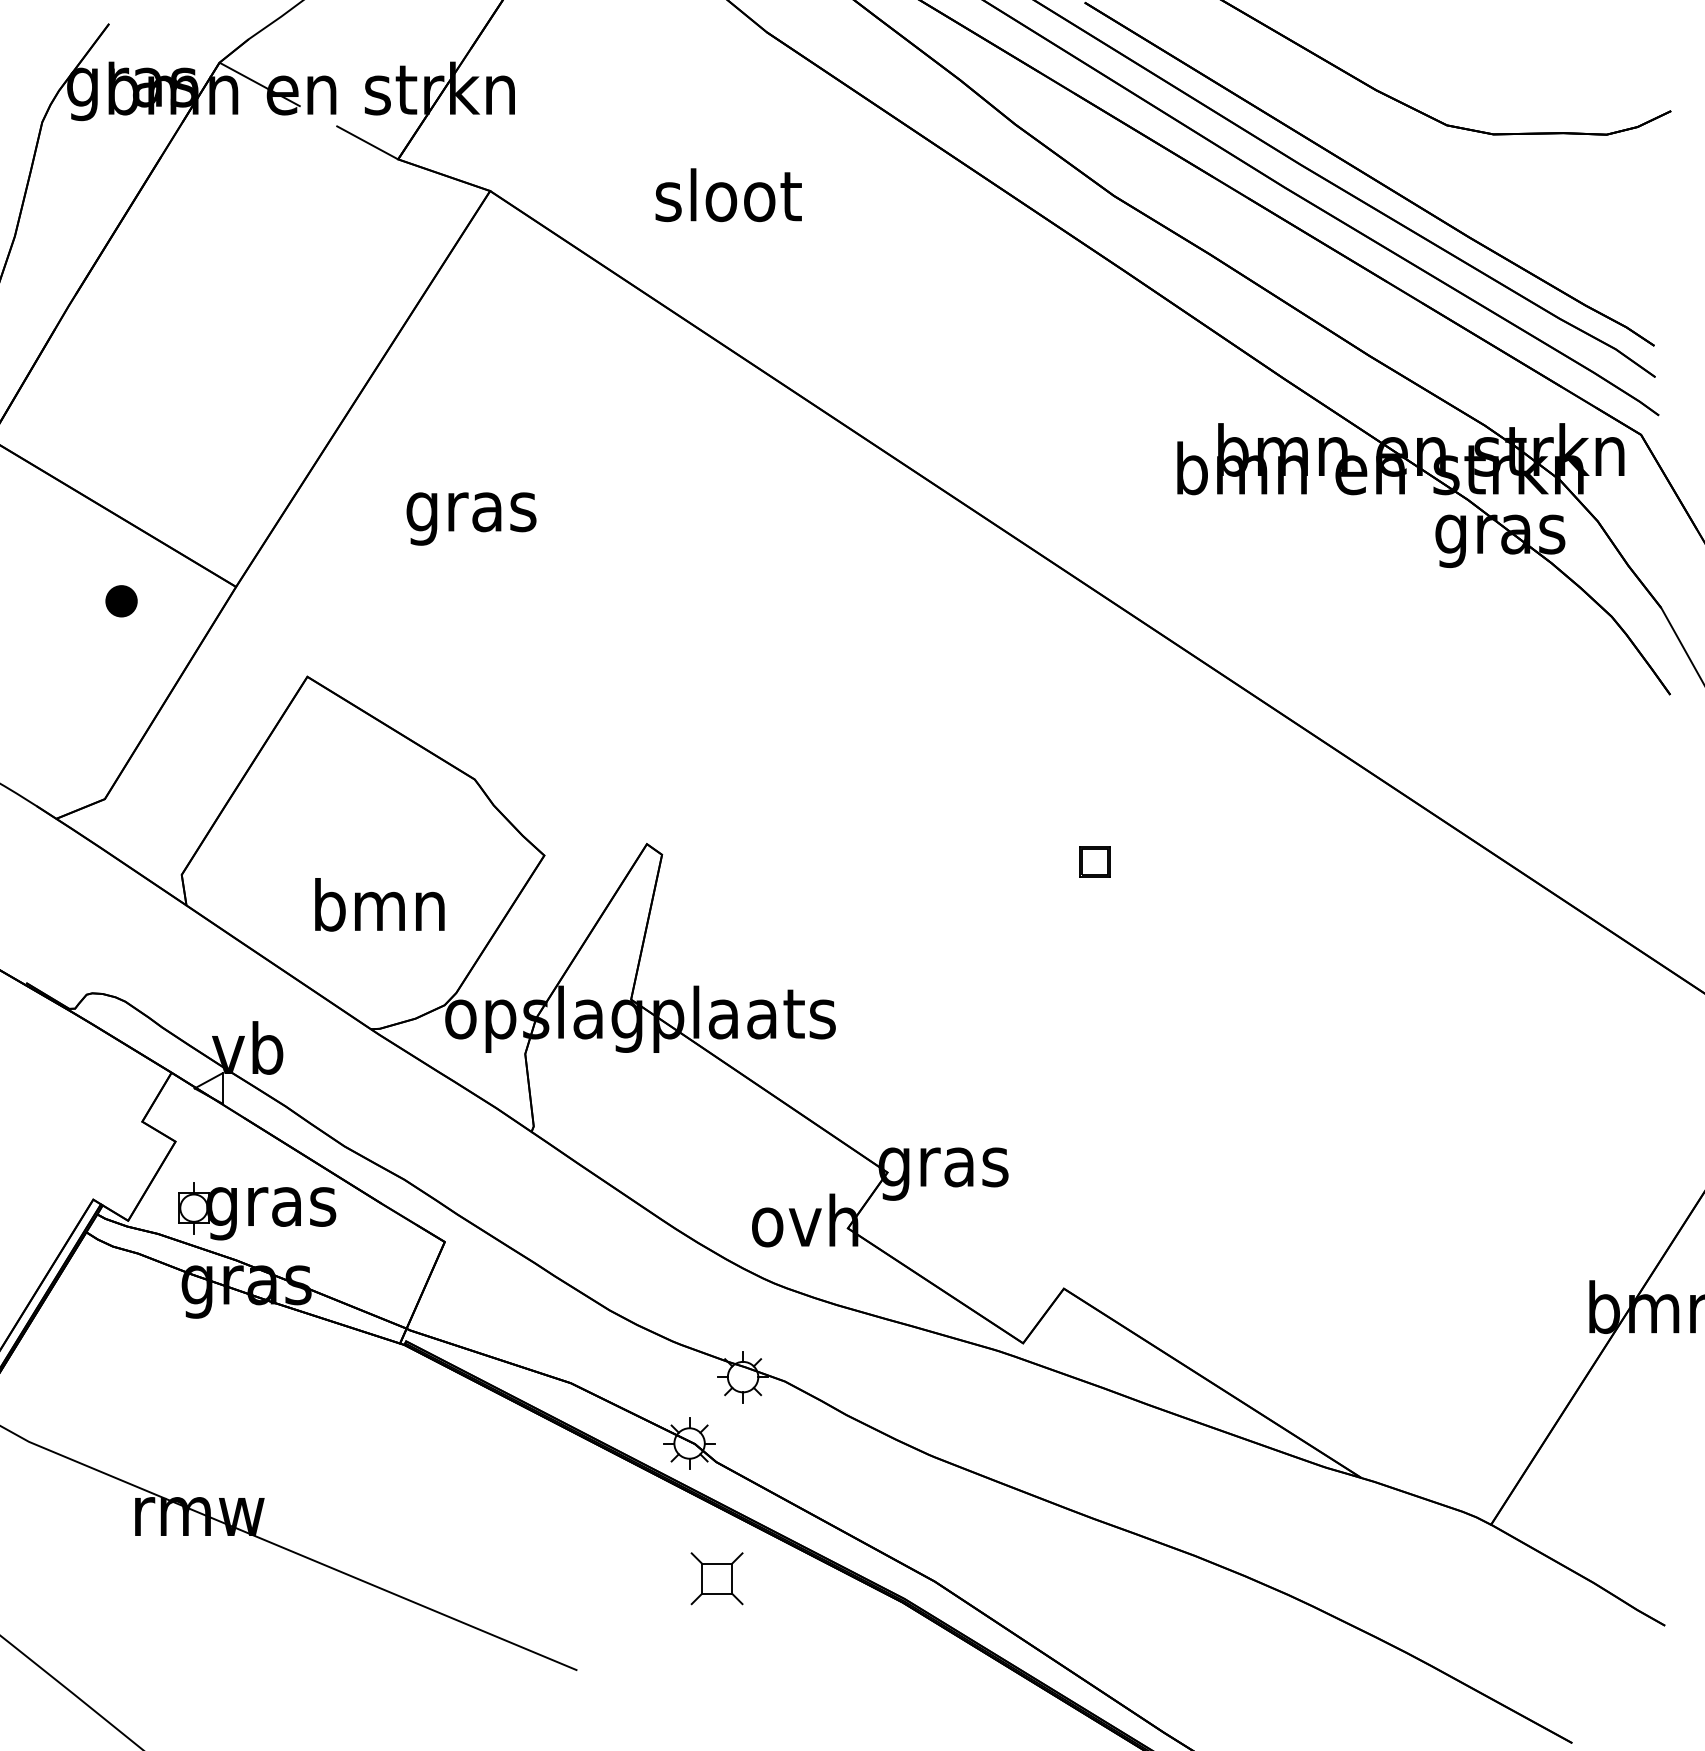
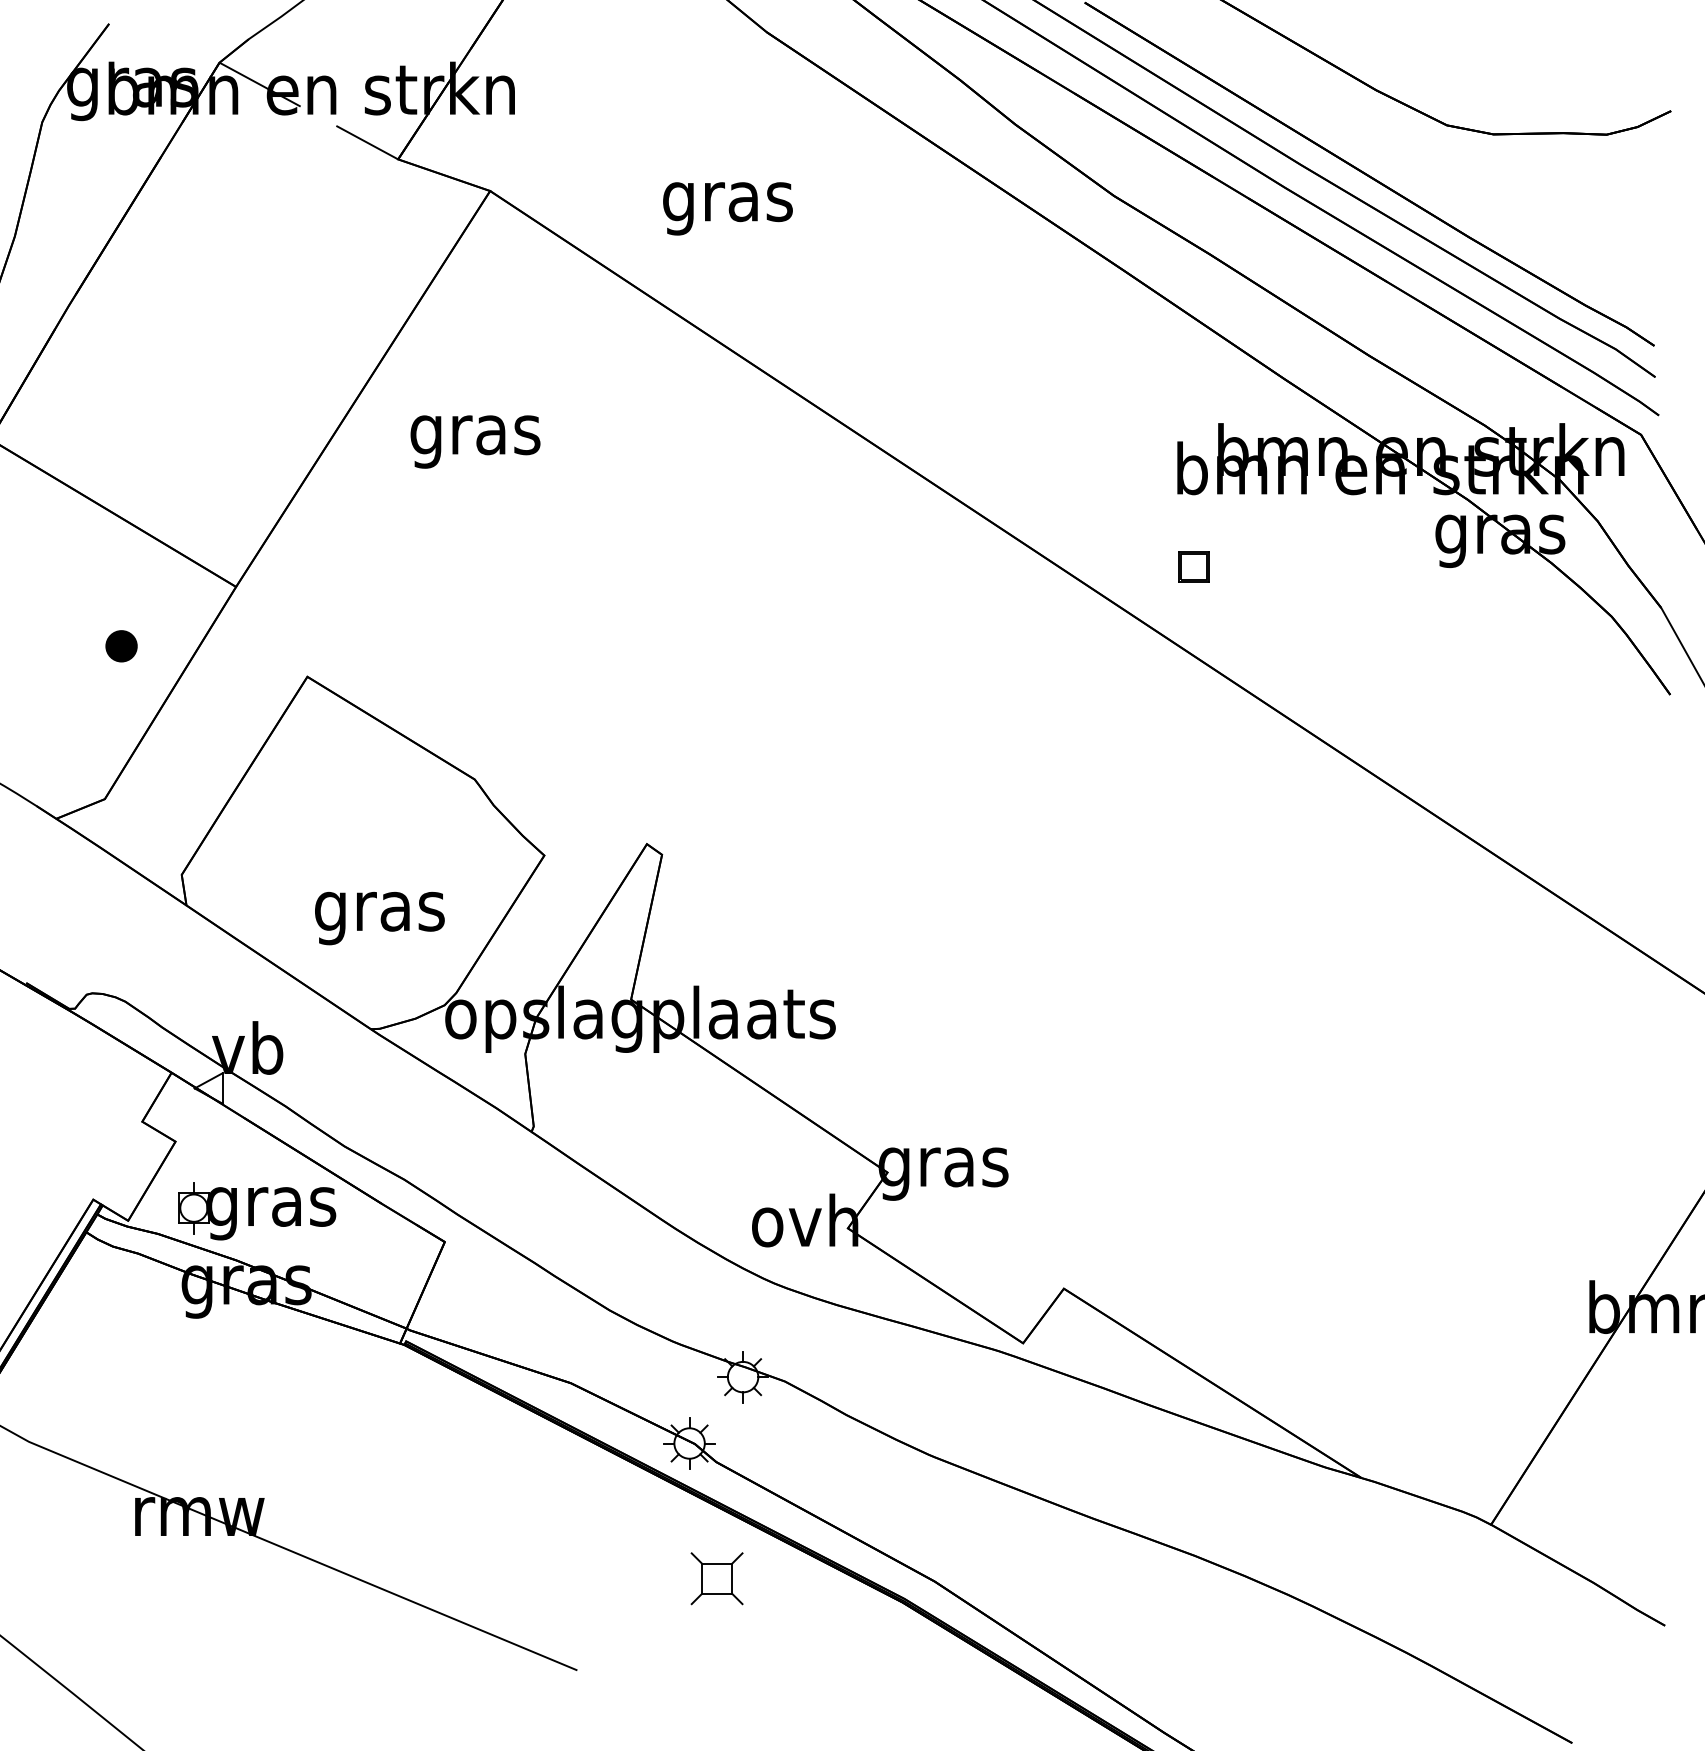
text: sloot -> gras (728, 201)
text position: (471, 518) -> (475, 441) (475, 441)
part position: (121, 601) -> (121, 646) (121, 646)
part position: (1094, 861) -> (1193, 566) (1193, 566)
text: bmn -> gras (379, 911)
